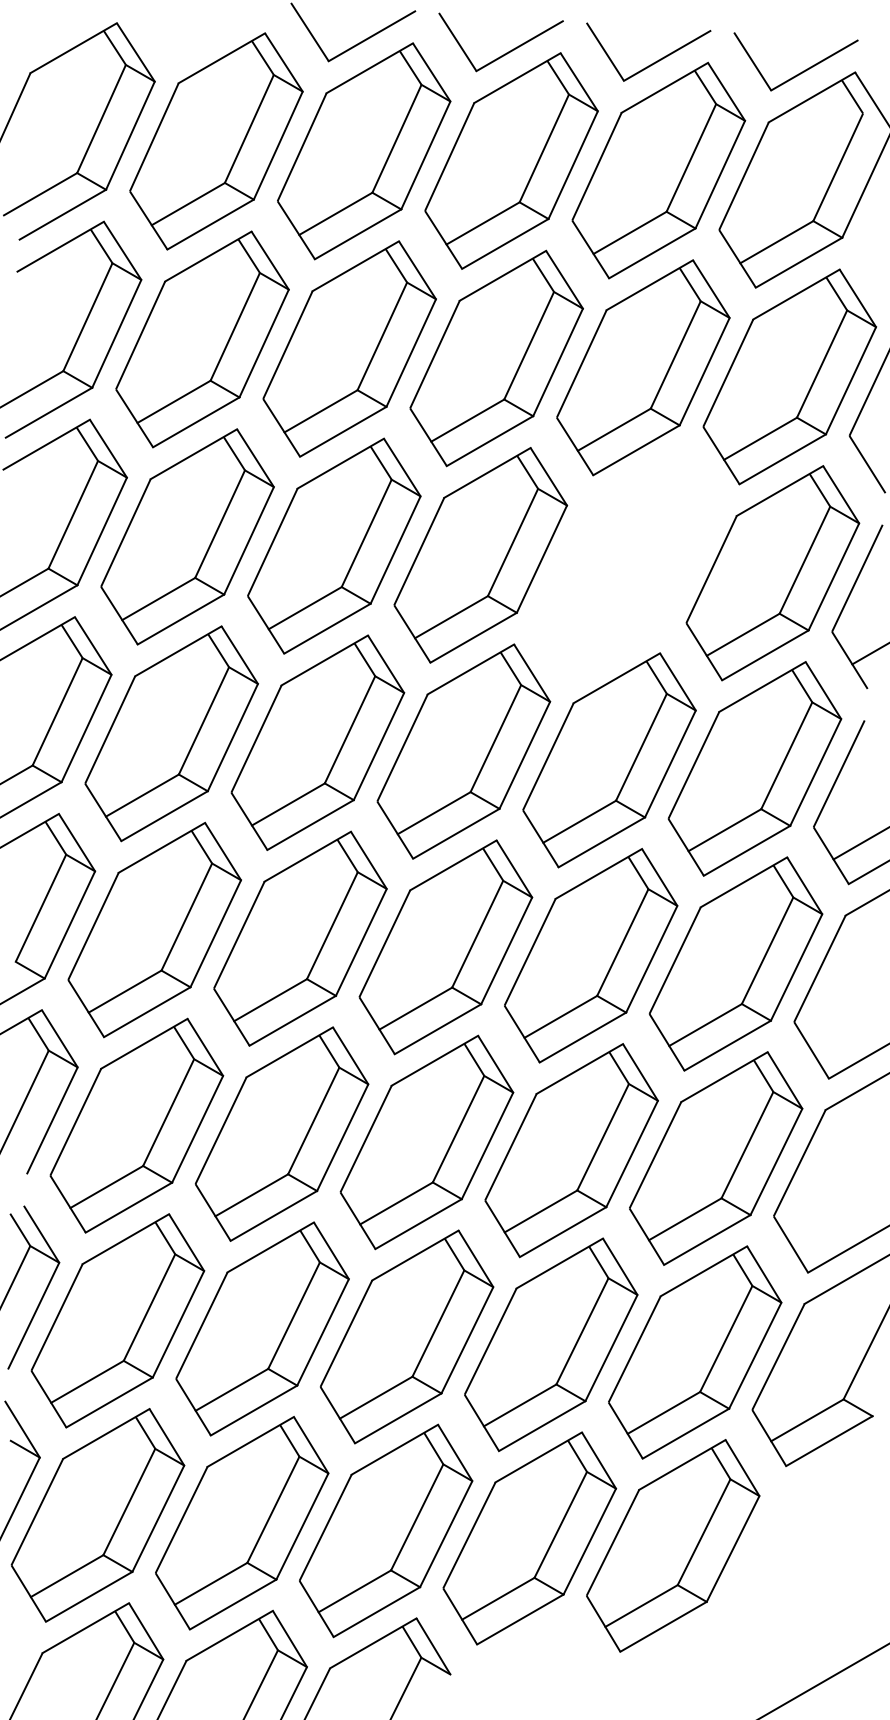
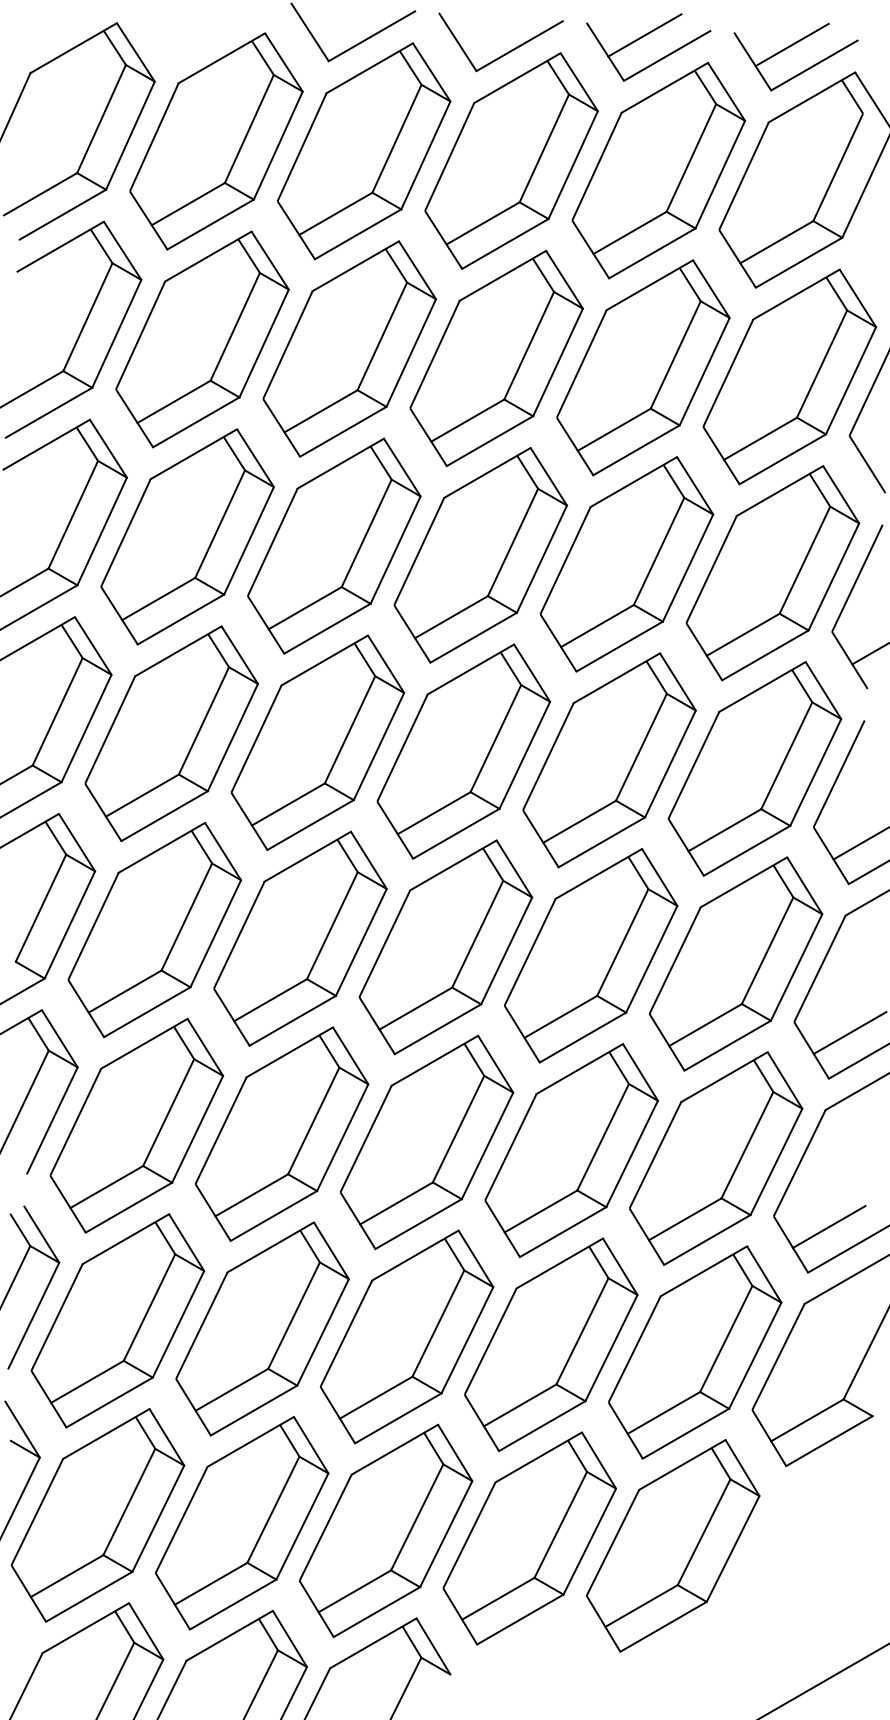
line: none -> present (644, 35)
line: none -> present (791, 44)
part: none -> present (626, 564)
line: none -> present (849, 1032)
line: none -> present (829, 1226)
